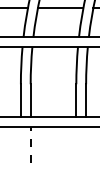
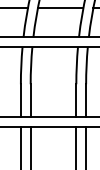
line: none -> present (20, 146)
line: none -> present (76, 146)
line: none -> present (86, 146)
line: dashed -> solid (30, 147)
